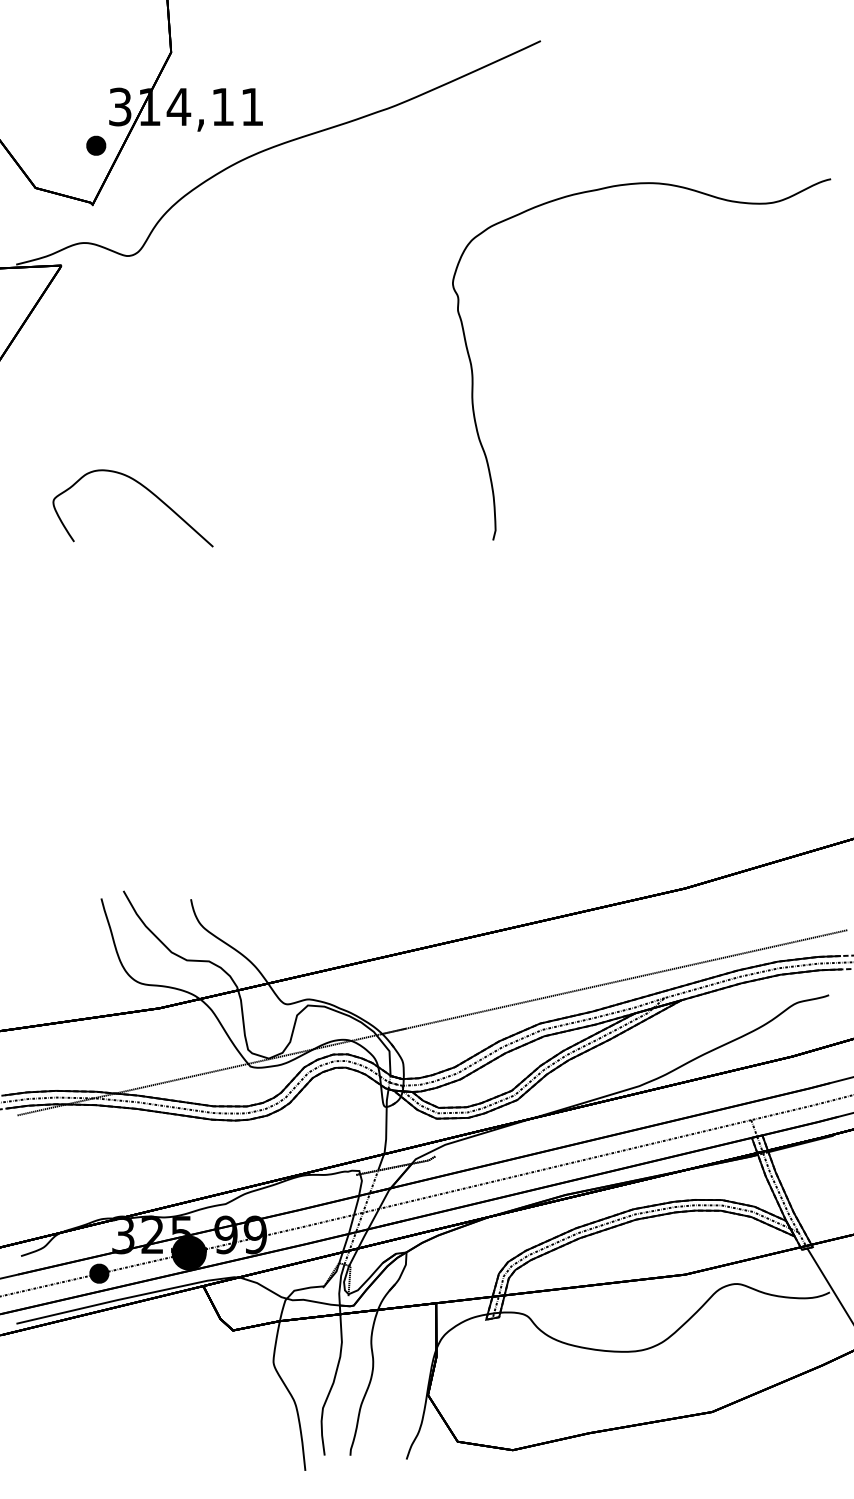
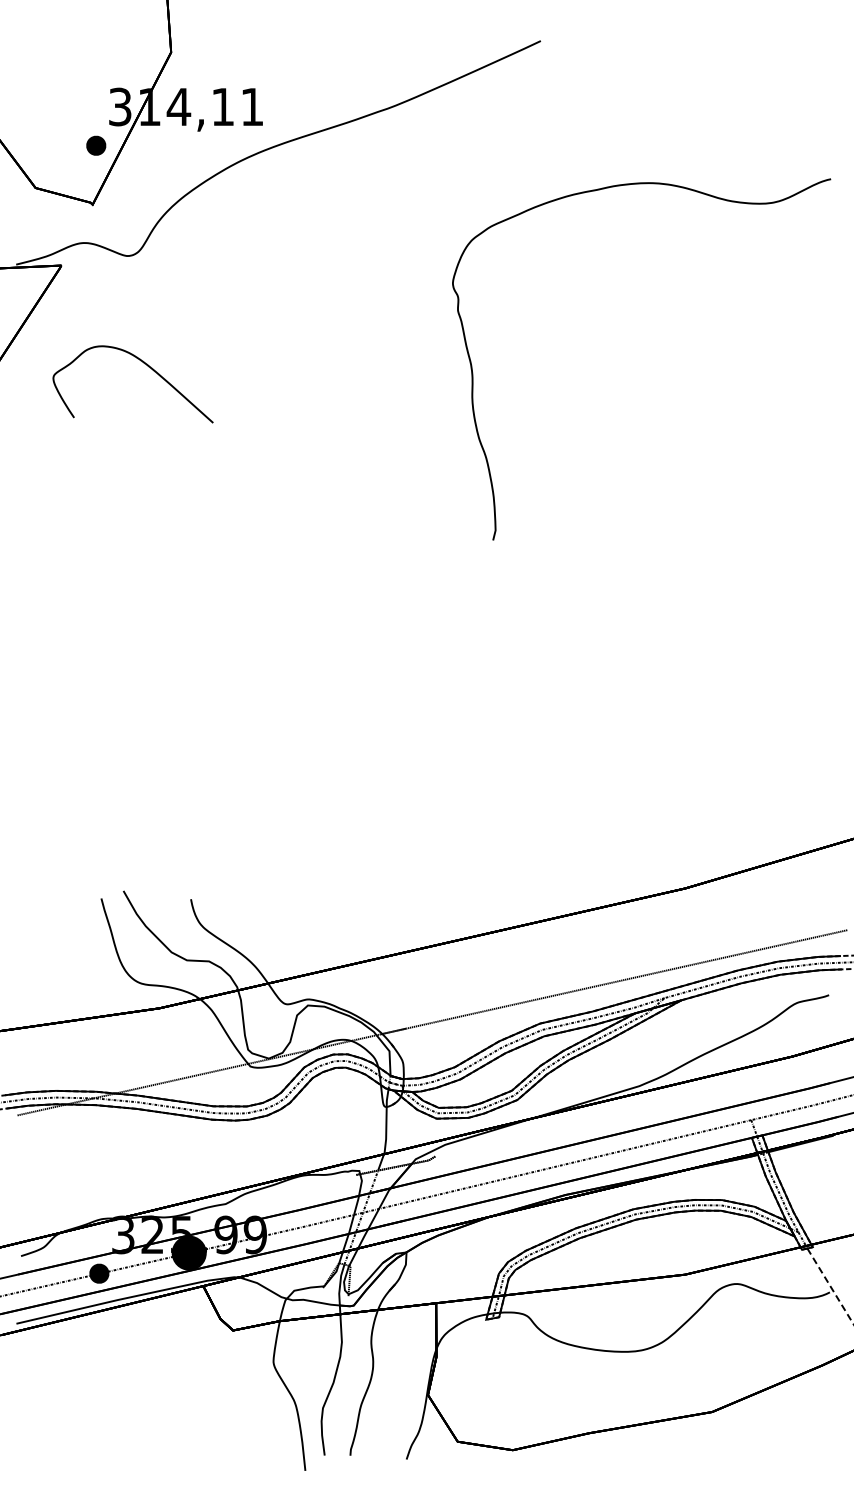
curve position: (148, 491) -> (148, 367) (148, 367)
line: solid -> dashed (830, 1286)
